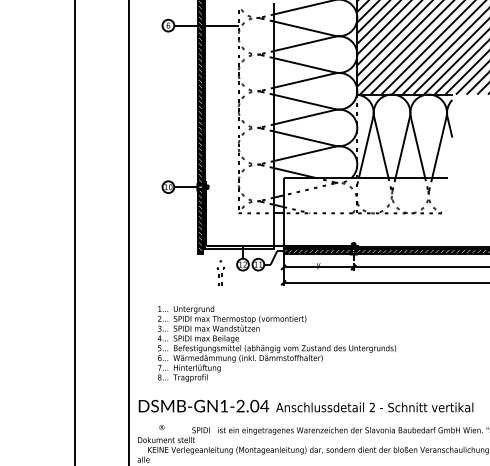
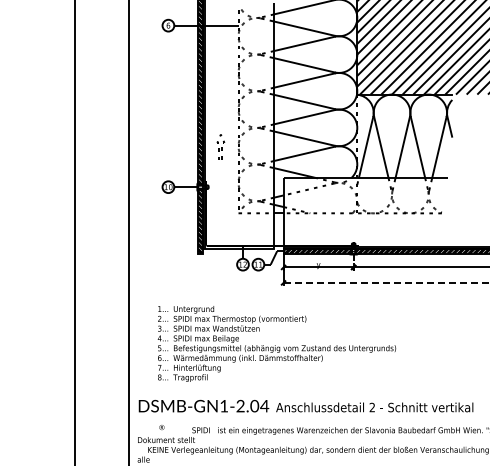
part position: (220, 272) -> (220, 146) (220, 146)
line: solid -> dashed (386, 282)
